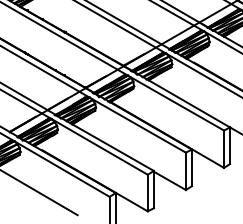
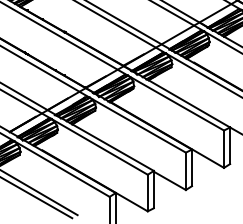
line: none -> present (37, 198)
